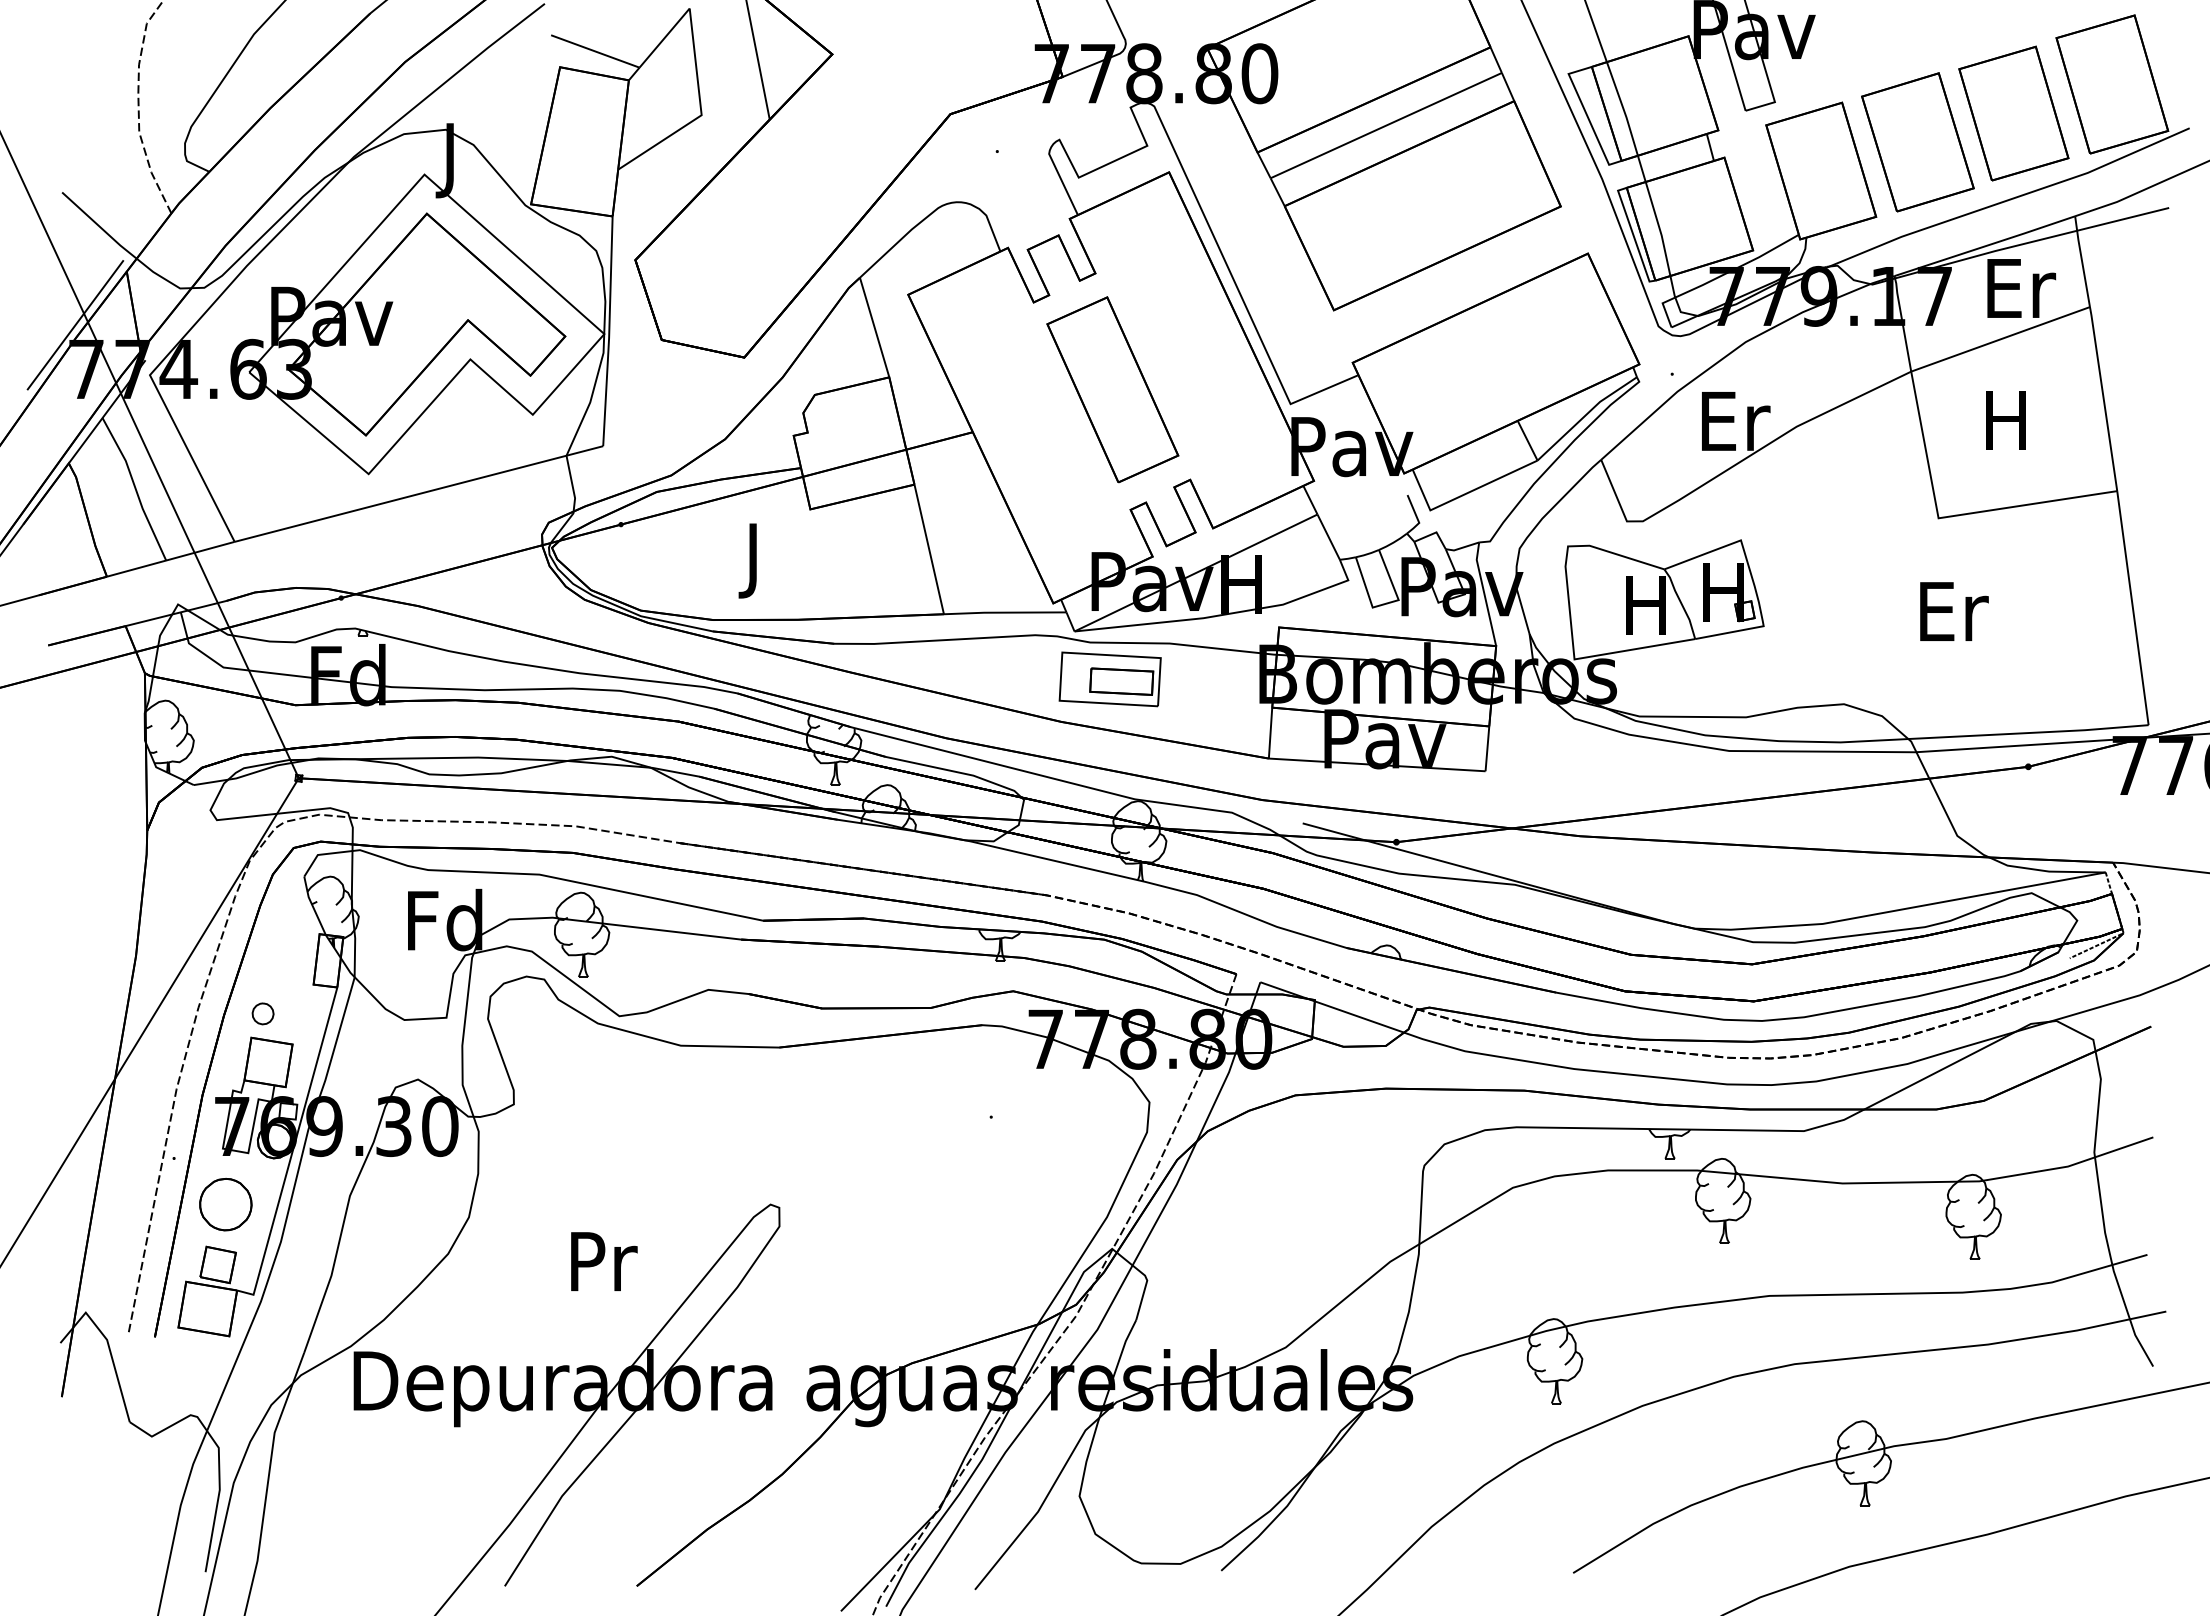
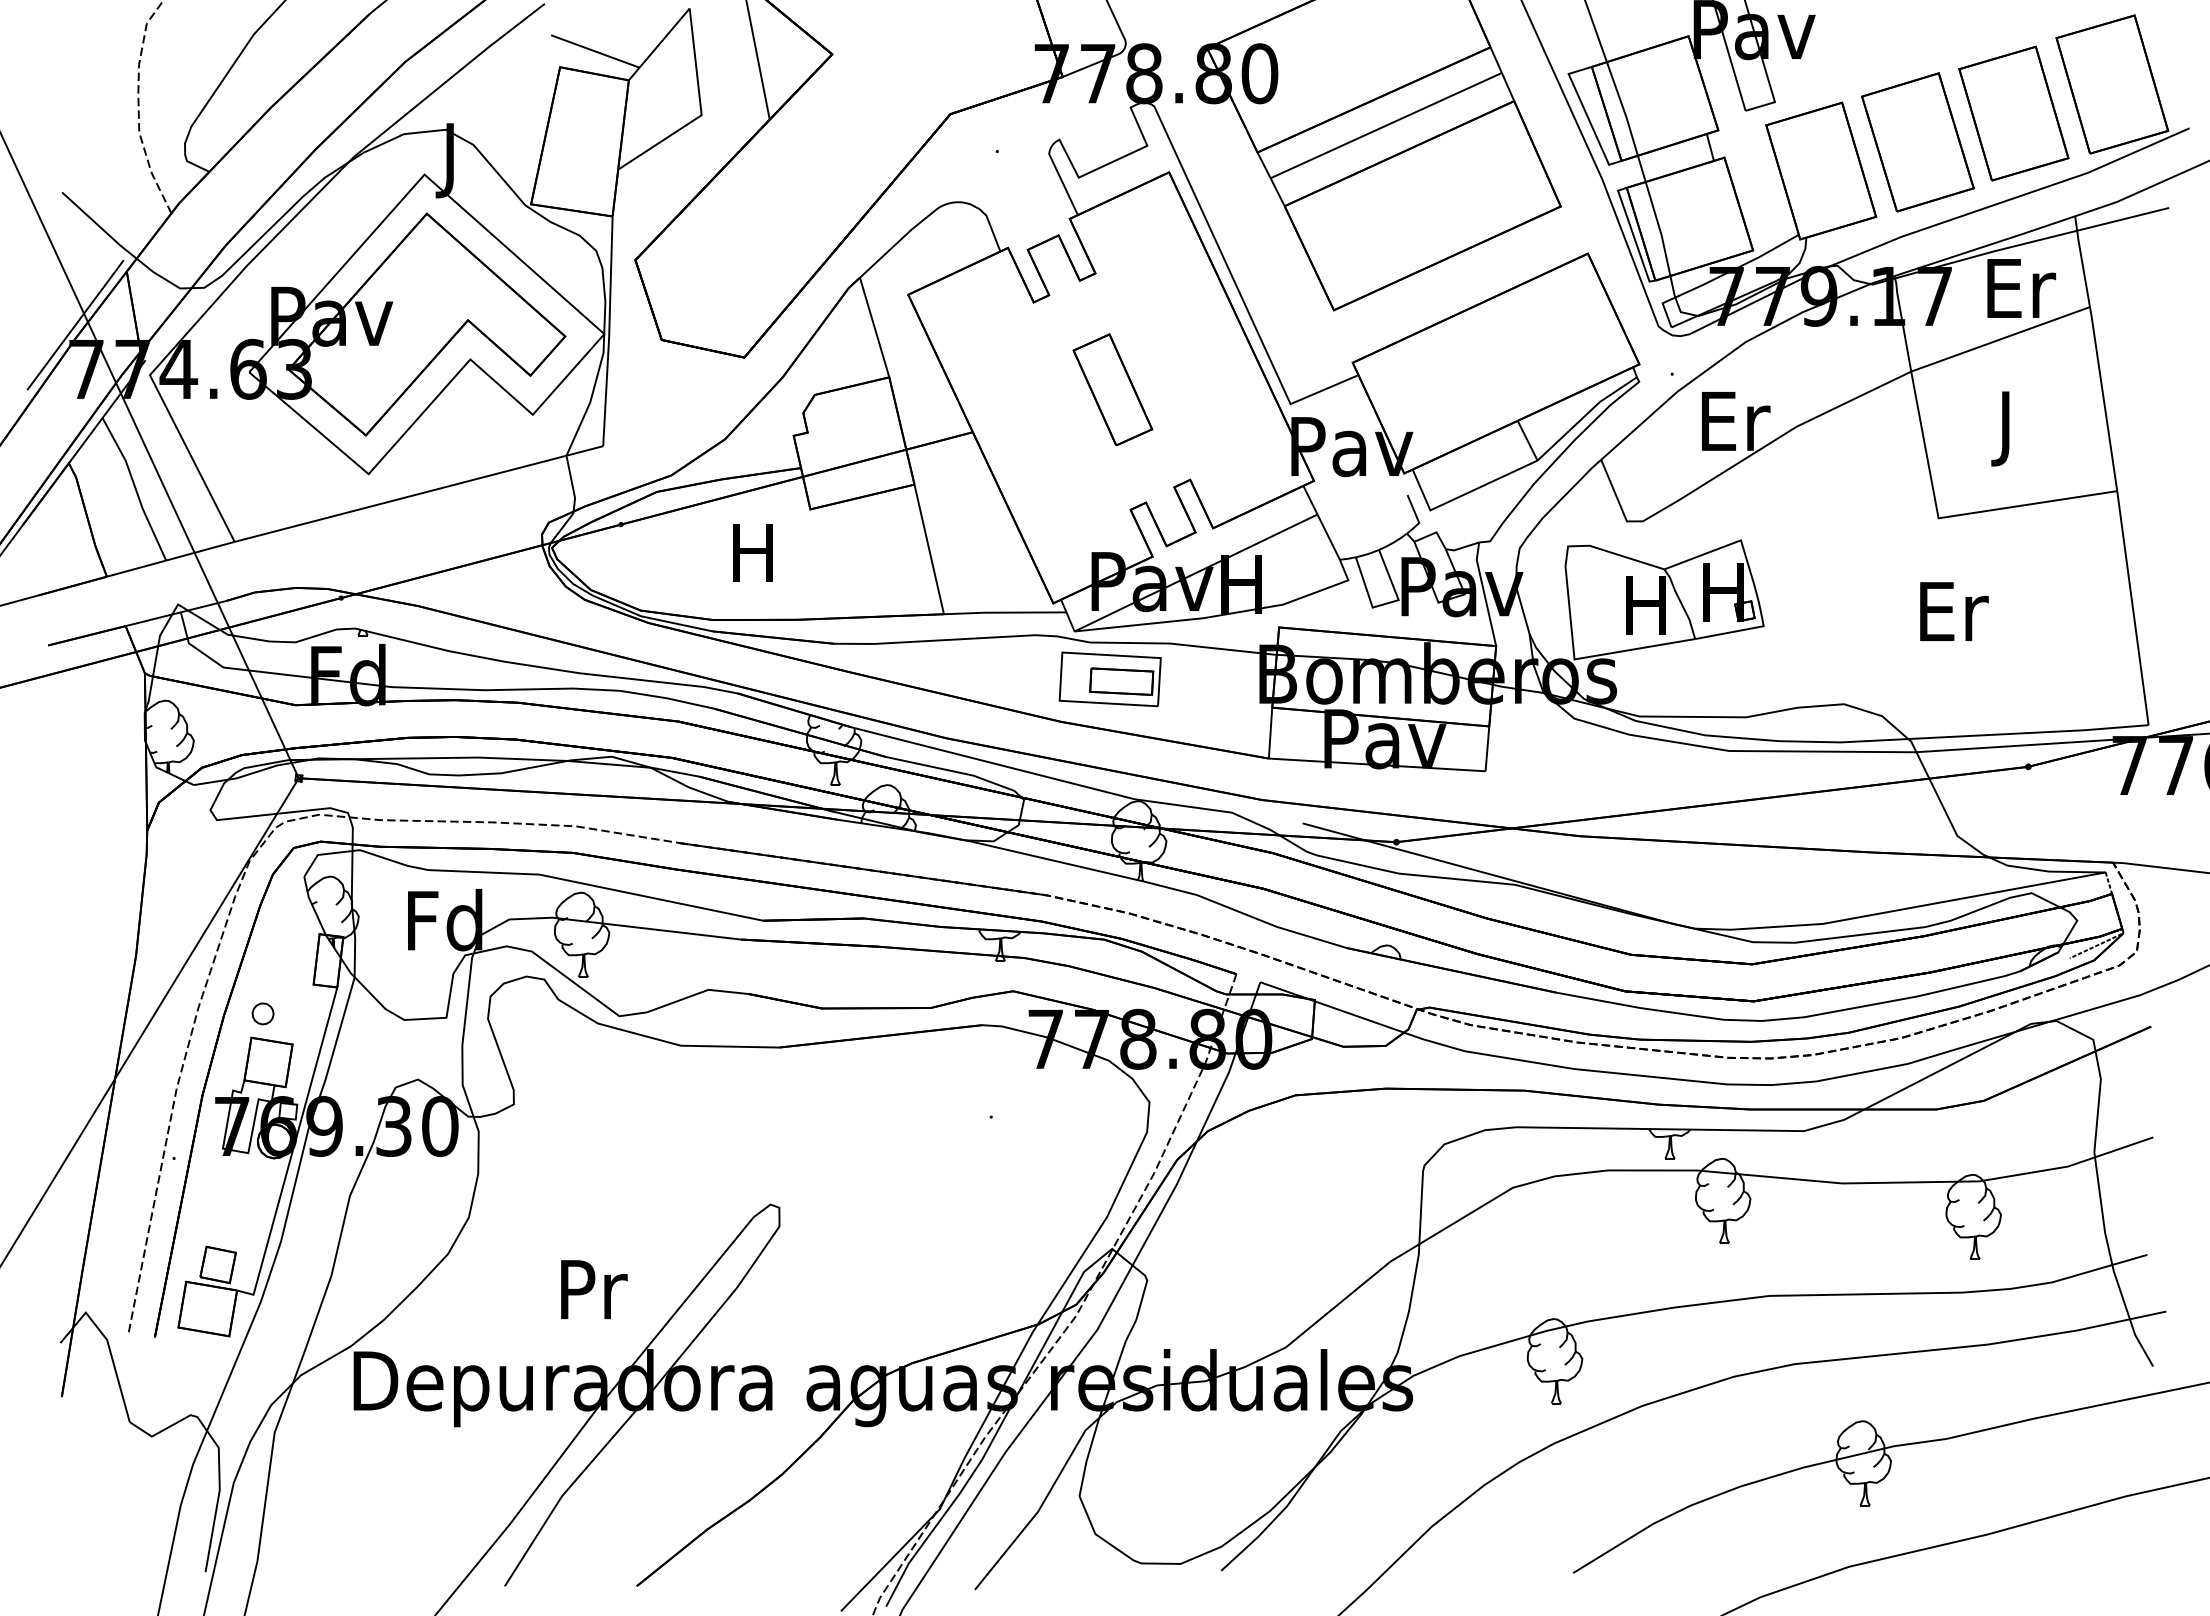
part size: 134x188 px -> 82x114 px (1112, 389)
text: H -> J (2005, 428)
text: J -> H (752, 560)
part: present -> none (225, 1204)
text position: (604, 1261) -> (594, 1289) (594, 1289)
